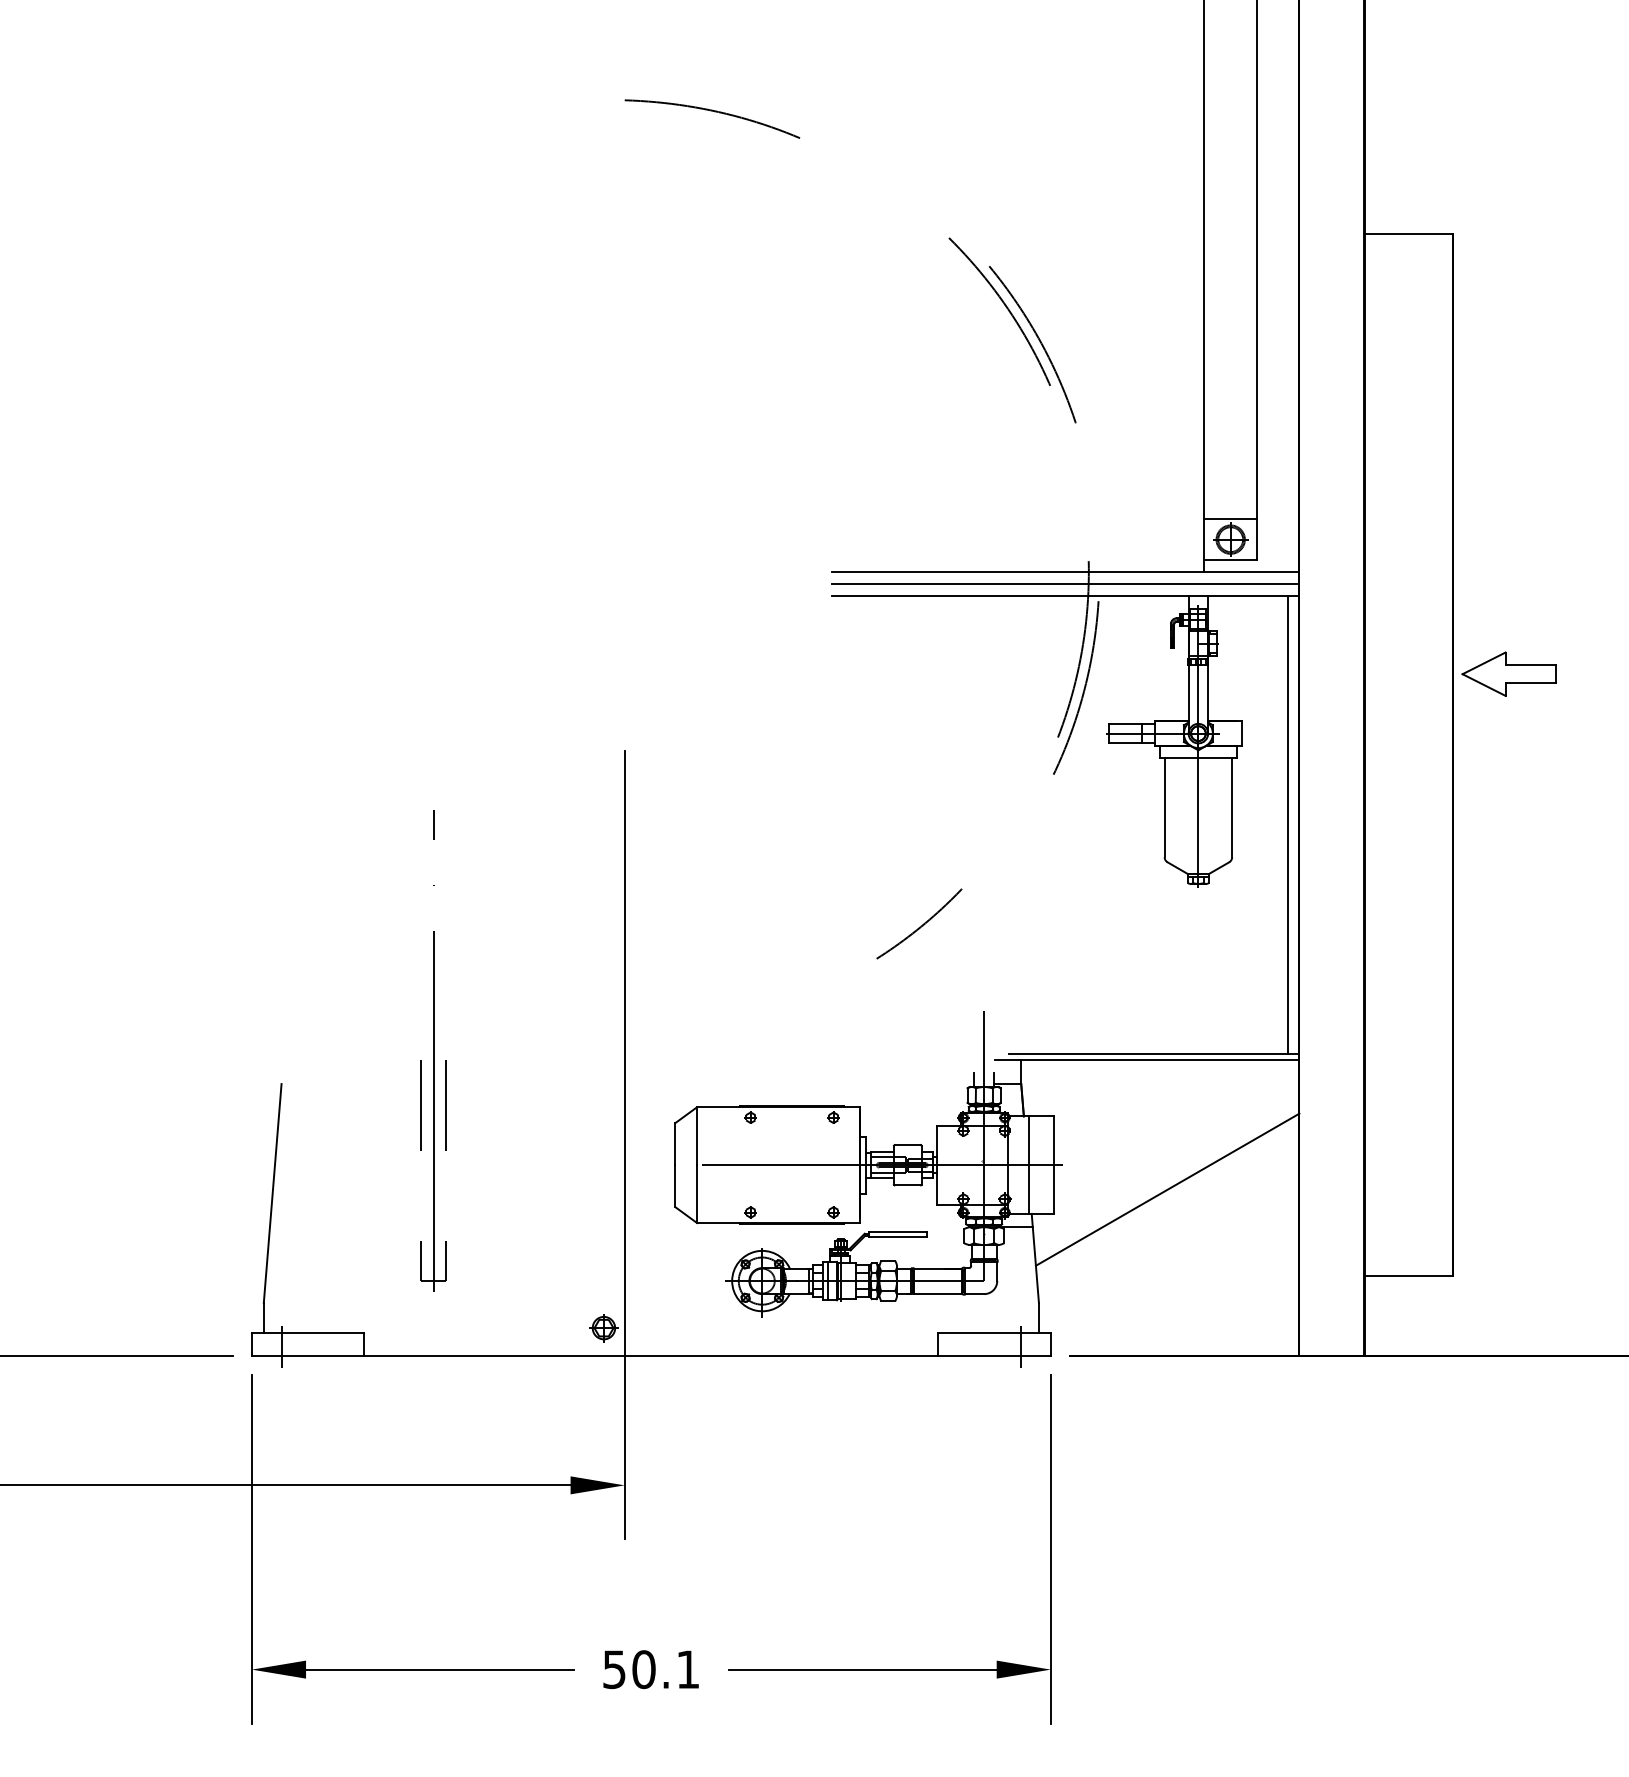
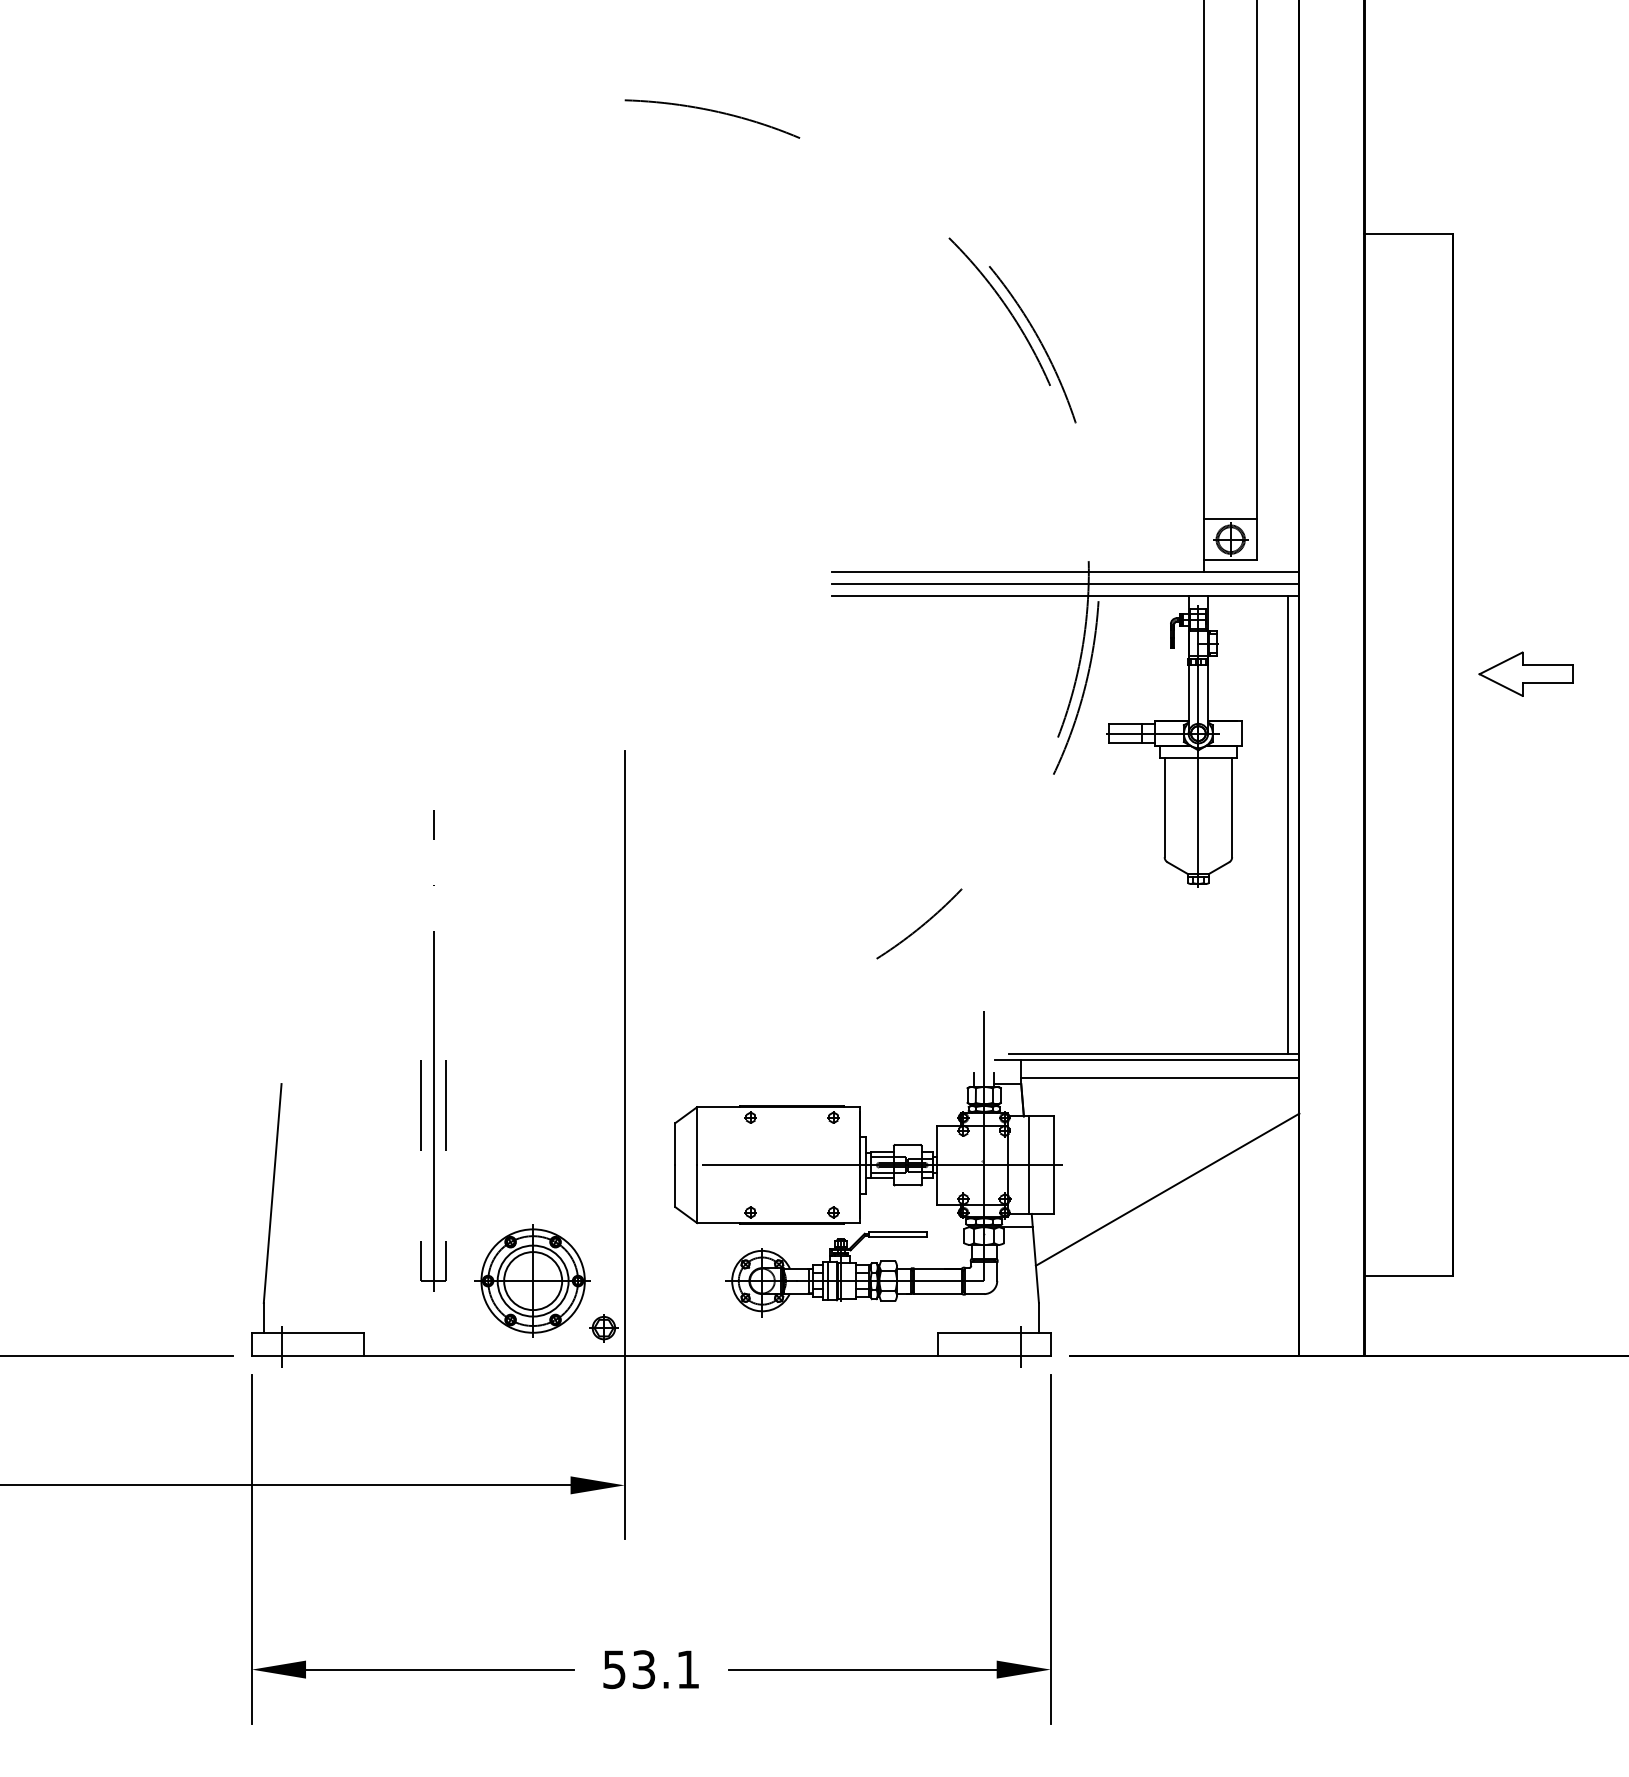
part position: (1508, 673) -> (1525, 673) (1525, 673)
line: none -> present (1160, 1078)
part: none -> present (532, 1280)
text: 50.1 -> 53.1 (643, 1669)
